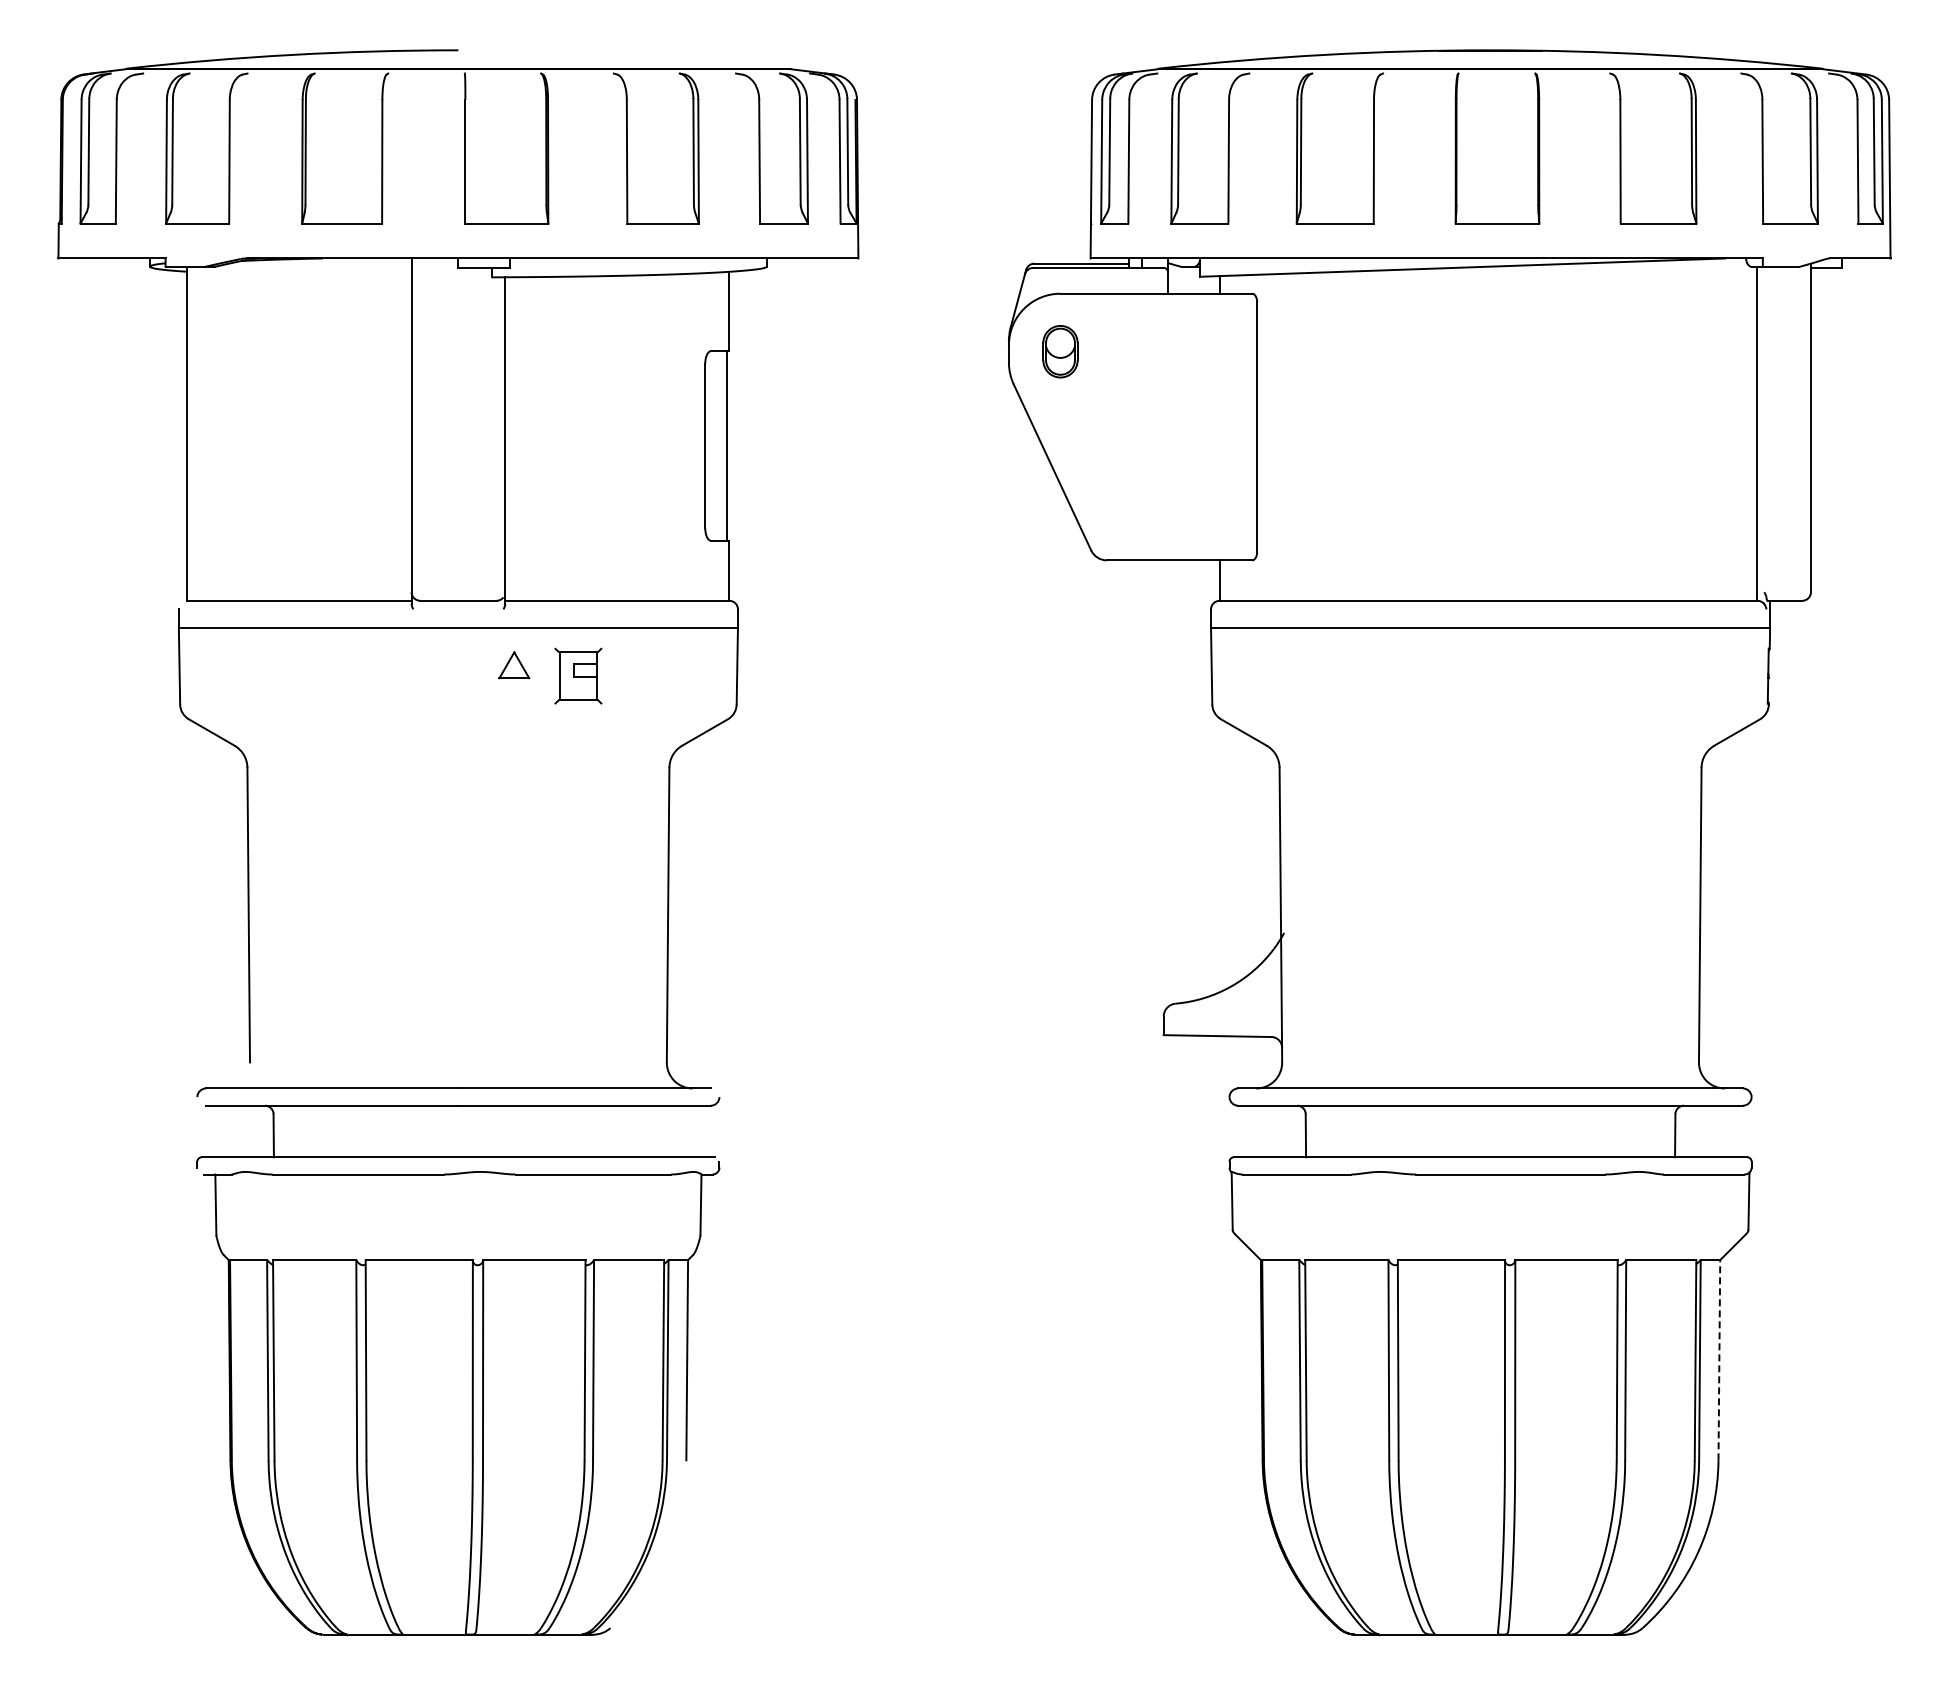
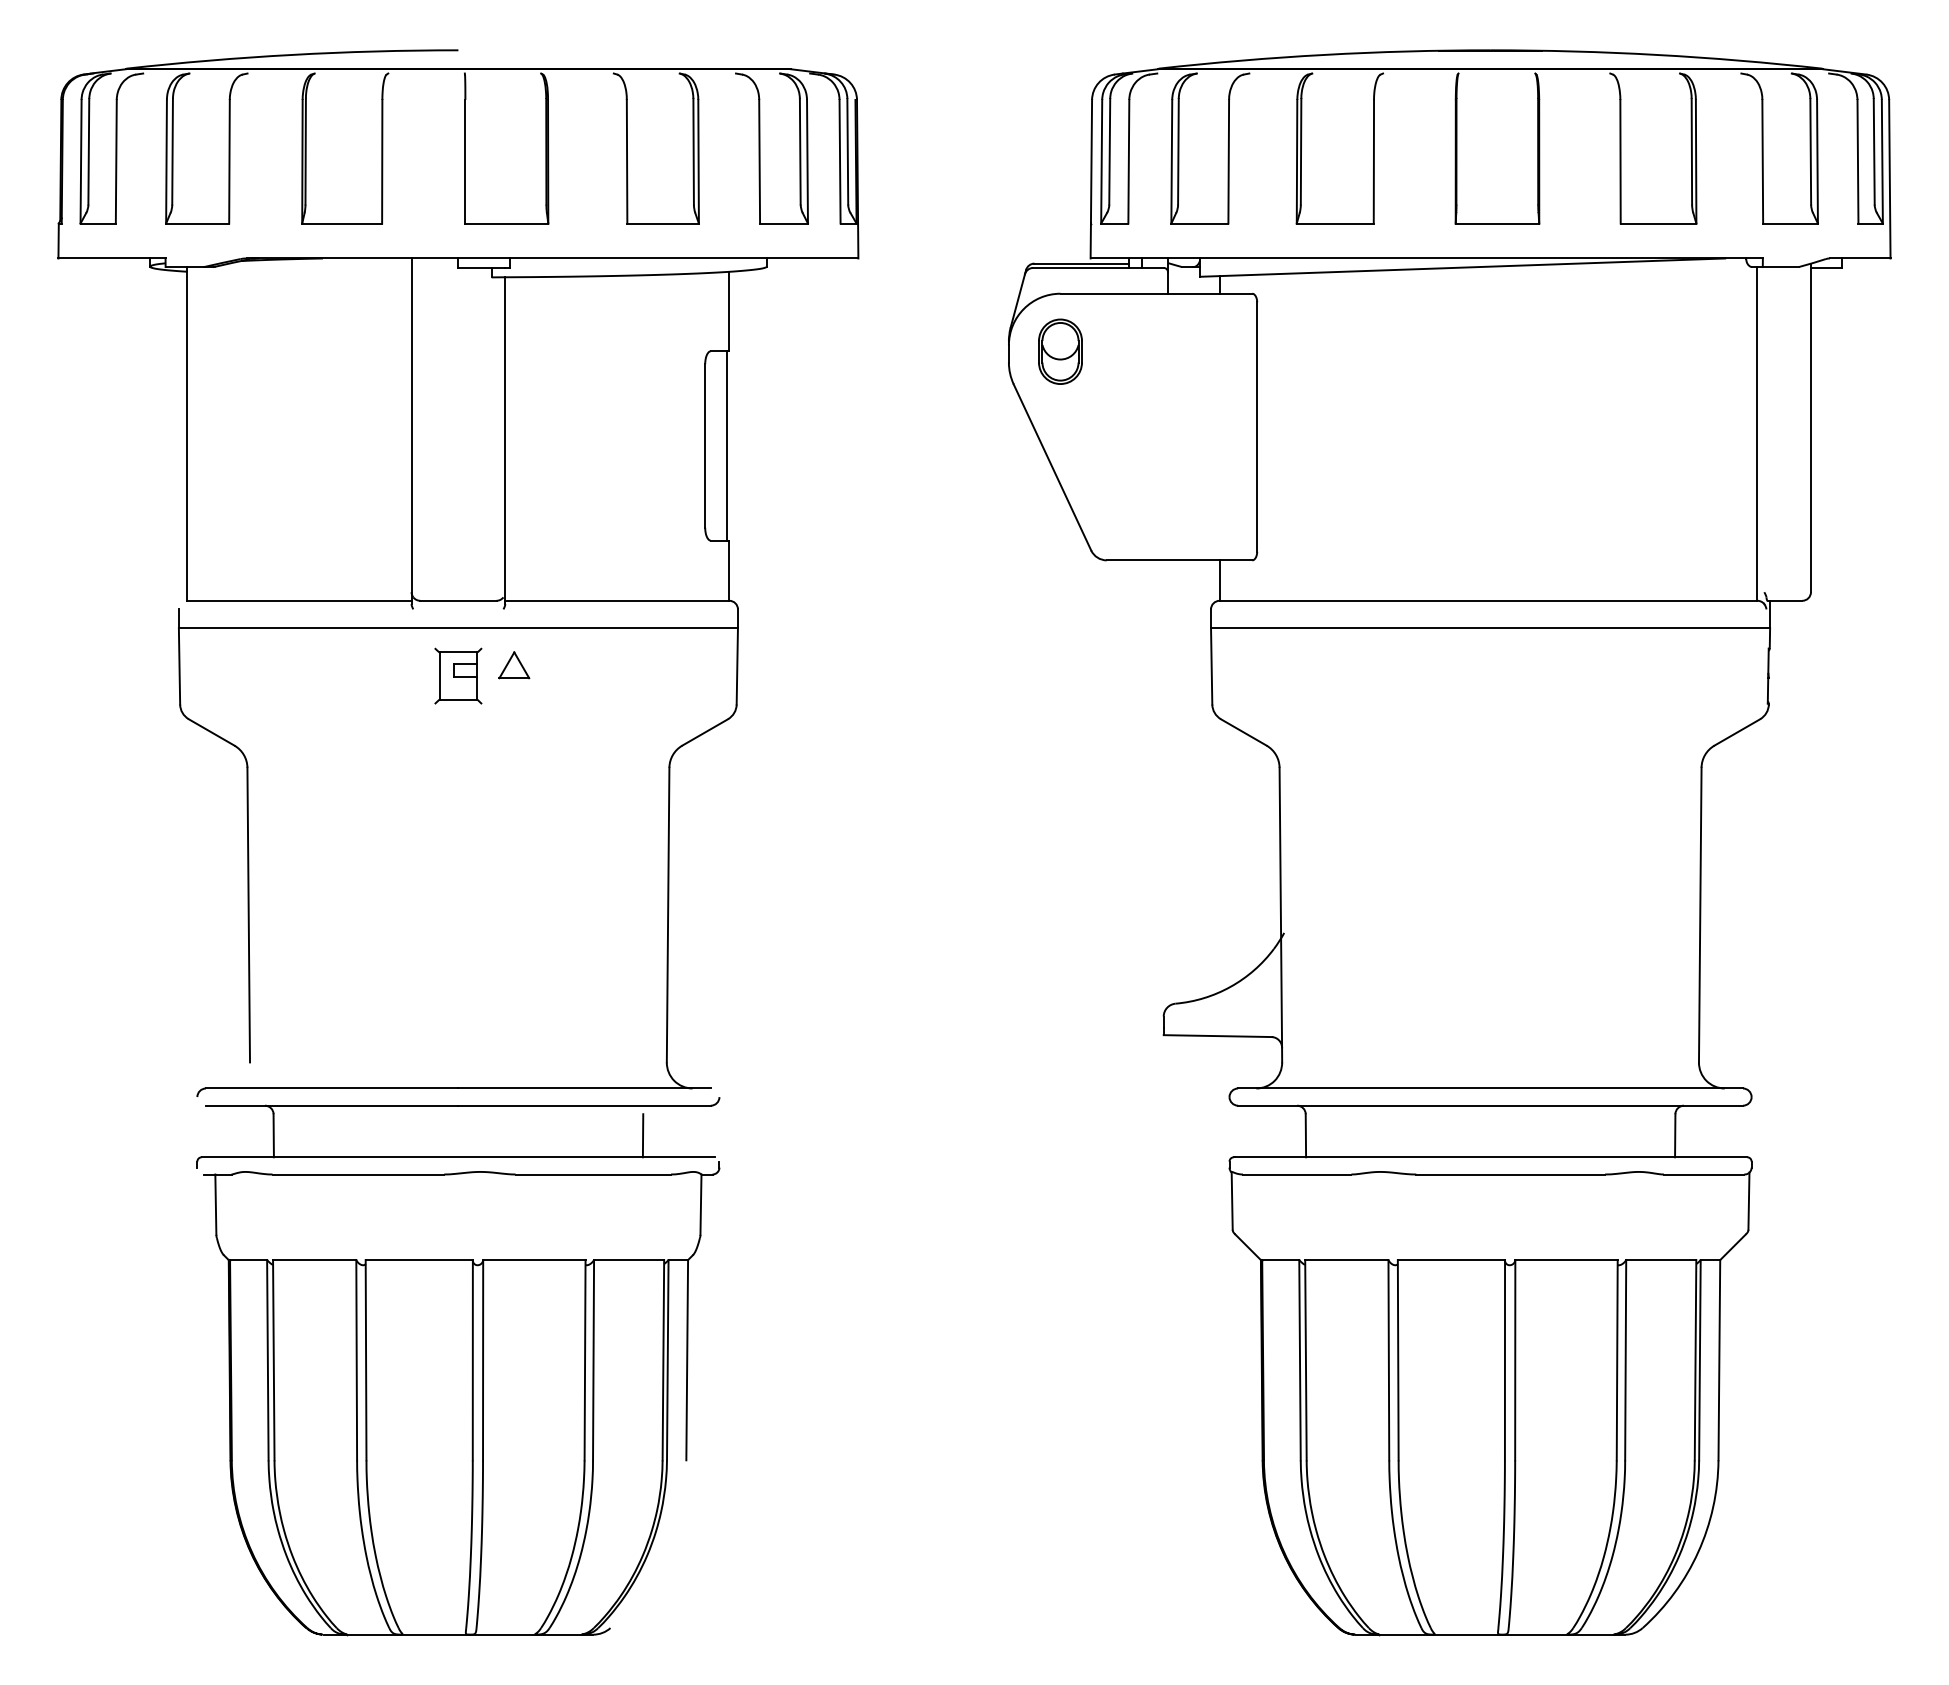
part size: 37x54 px -> 45x67 px (1060, 351)
part position: (578, 675) -> (458, 675) (458, 675)
line: none -> present (642, 1135)
line: dashed -> solid (1719, 1359)
